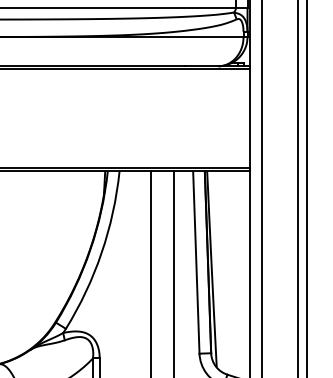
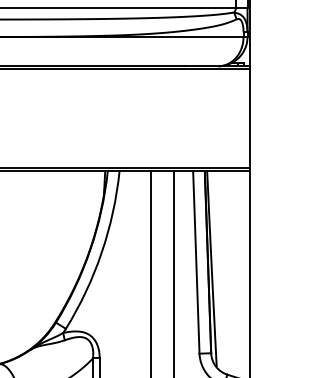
line: present -> none (261, 188)
line: present -> none (297, 188)
line: present -> none (307, 188)
